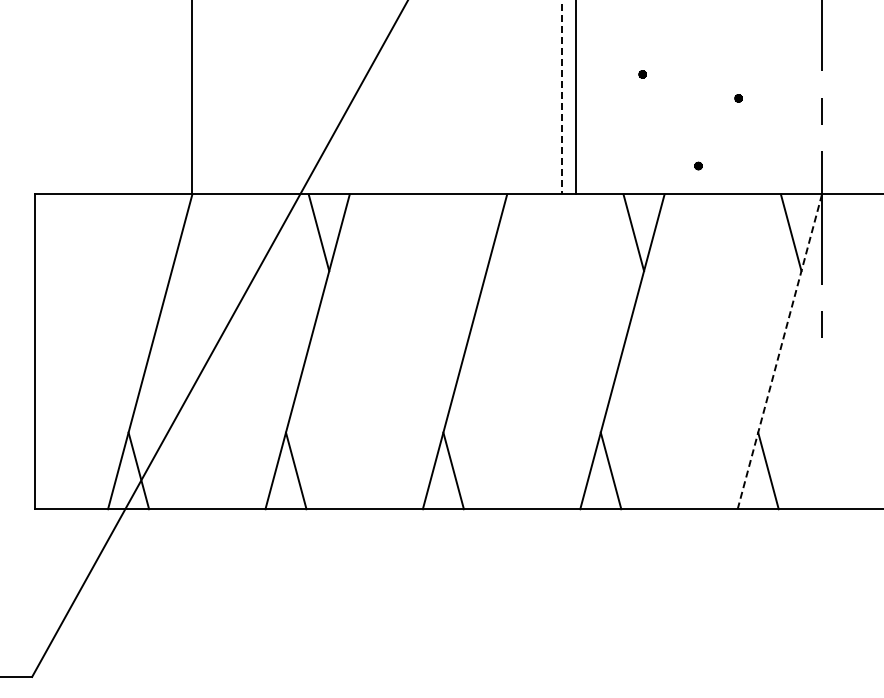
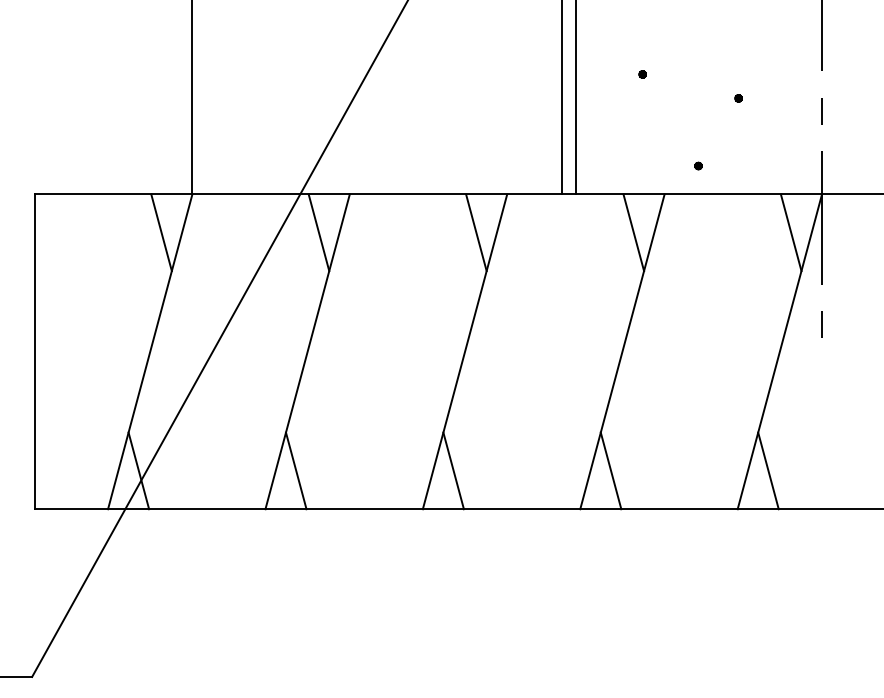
line: dashed -> solid (561, 97)
line: none -> present (161, 232)
line: none -> present (476, 232)
line: dashed -> solid (779, 351)
